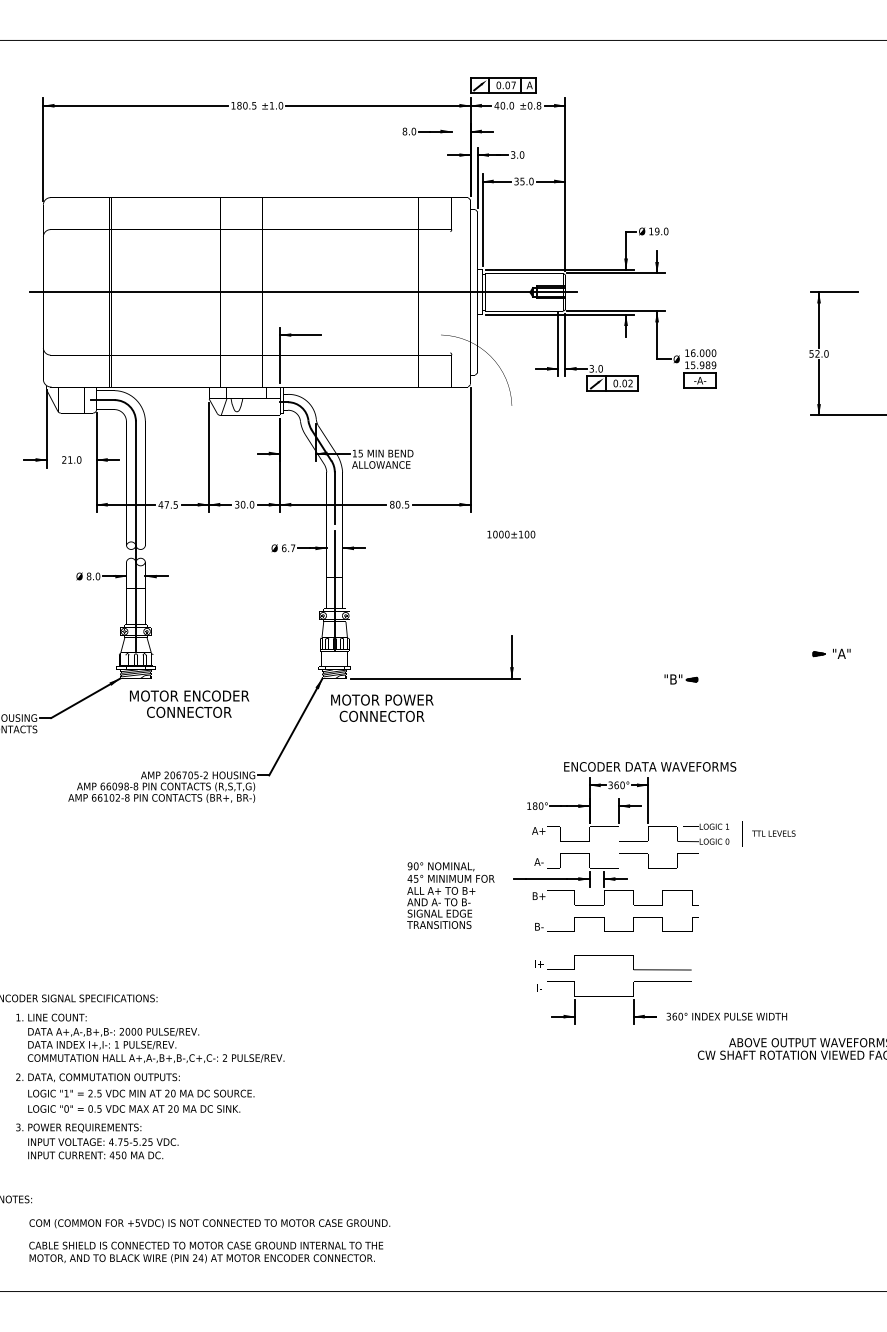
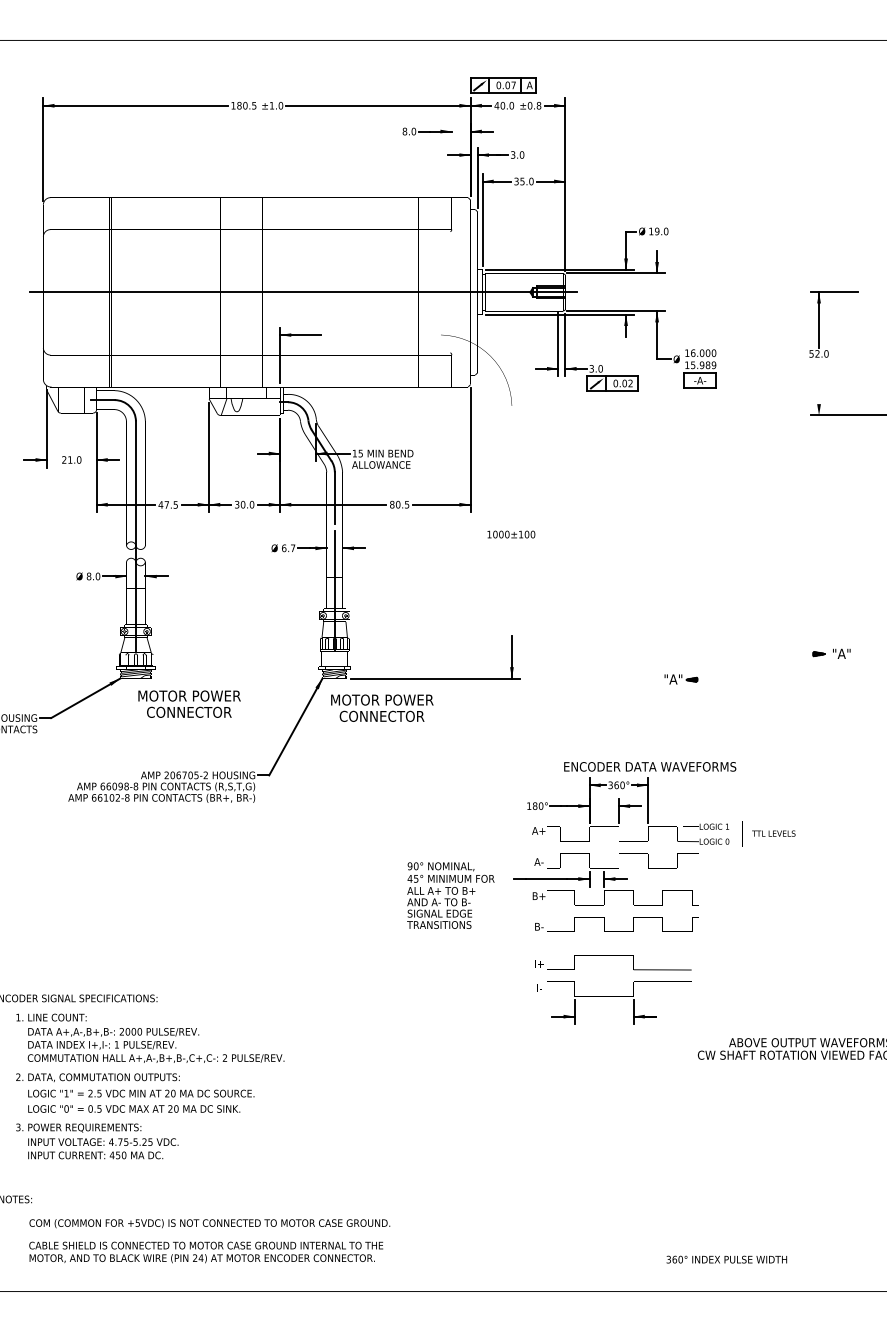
line: present -> none (819, 387)
text: "B" -> "A" (673, 679)
text: MOTOR ENCODER -> MOTOR POWER (189, 695)
text position: (726, 1016) -> (726, 1259) (726, 1259)
